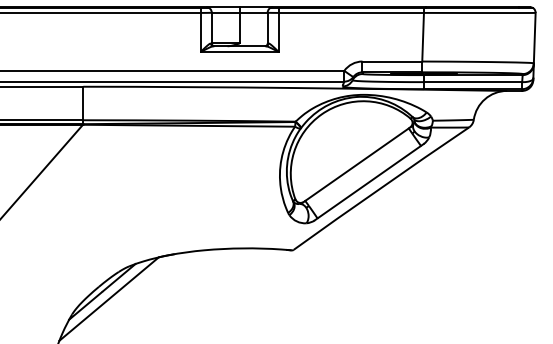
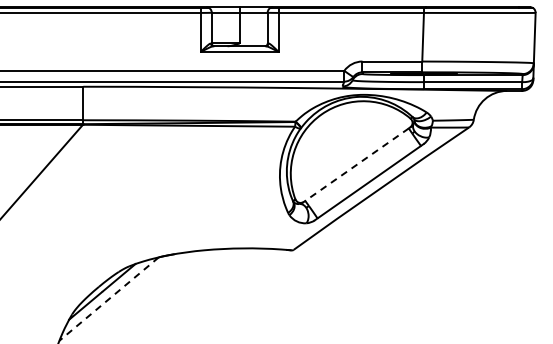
line: solid -> dashed (356, 164)
line: solid -> dashed (109, 299)
